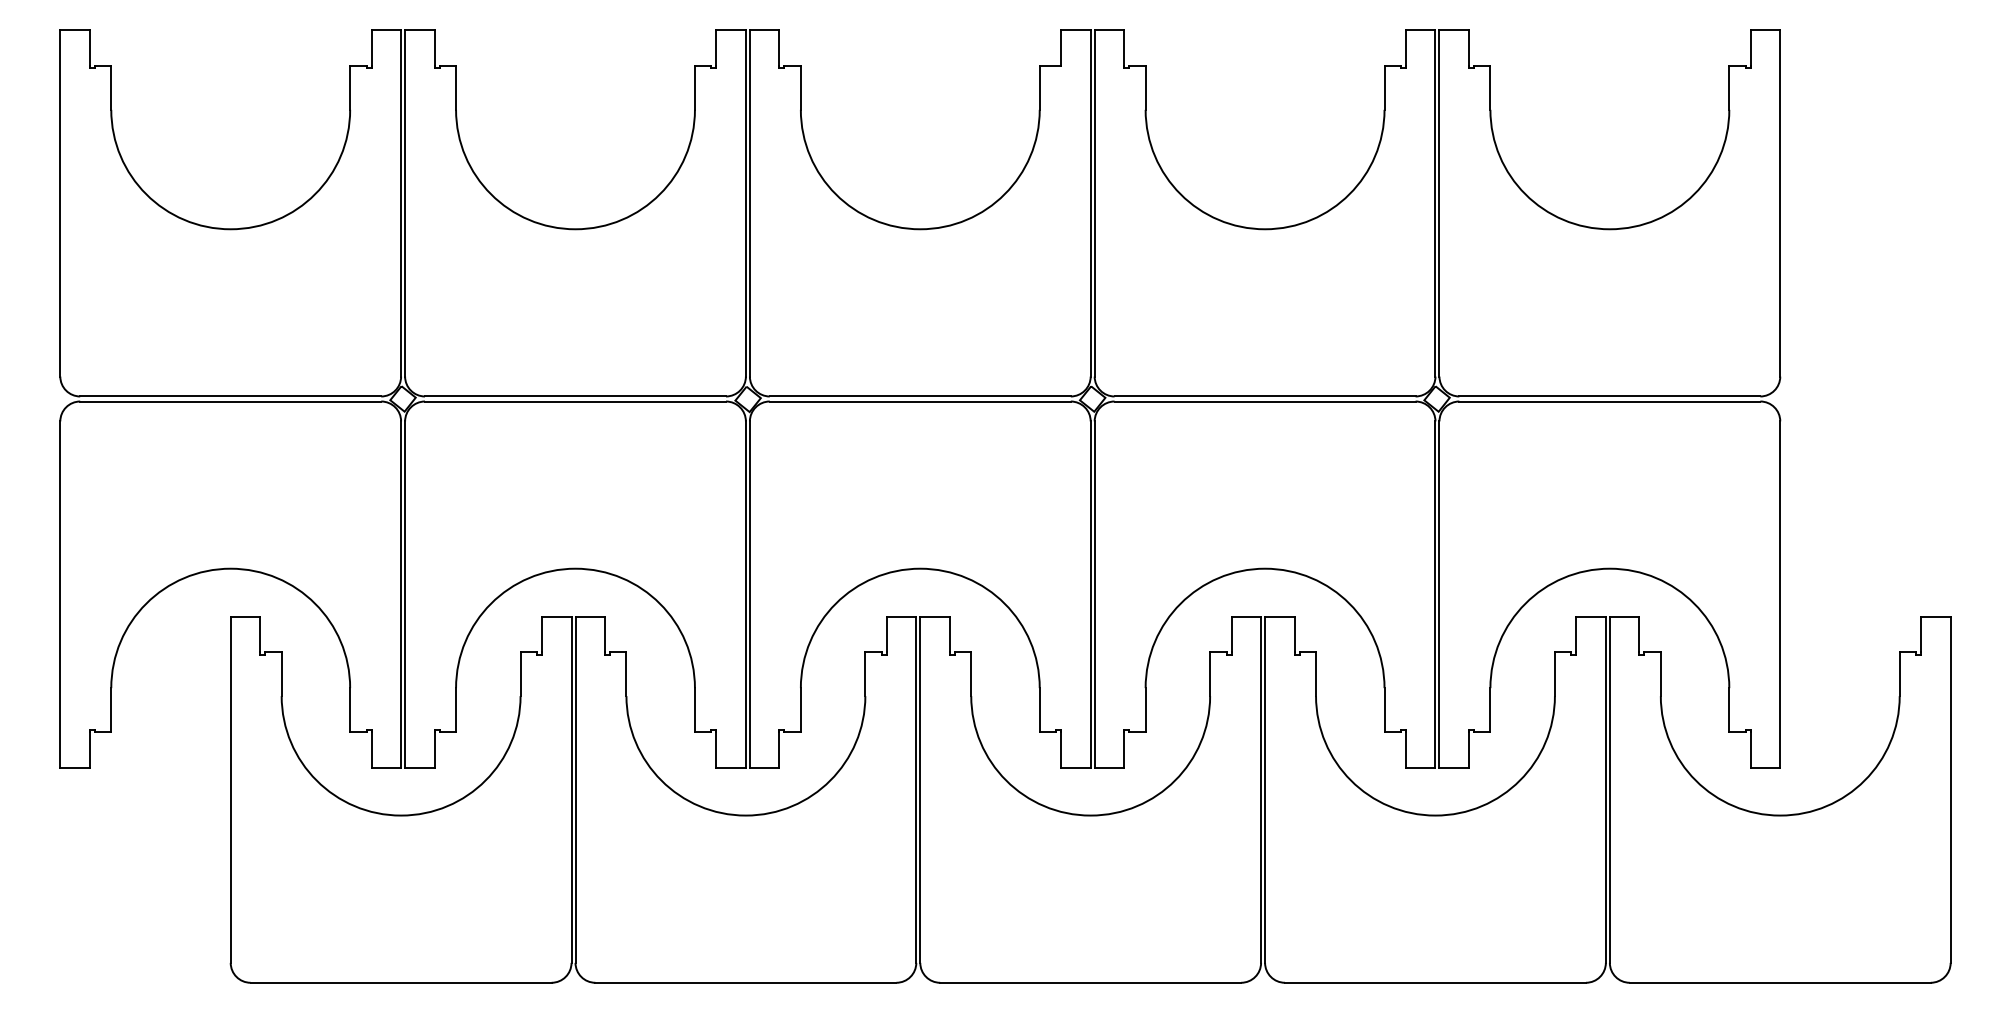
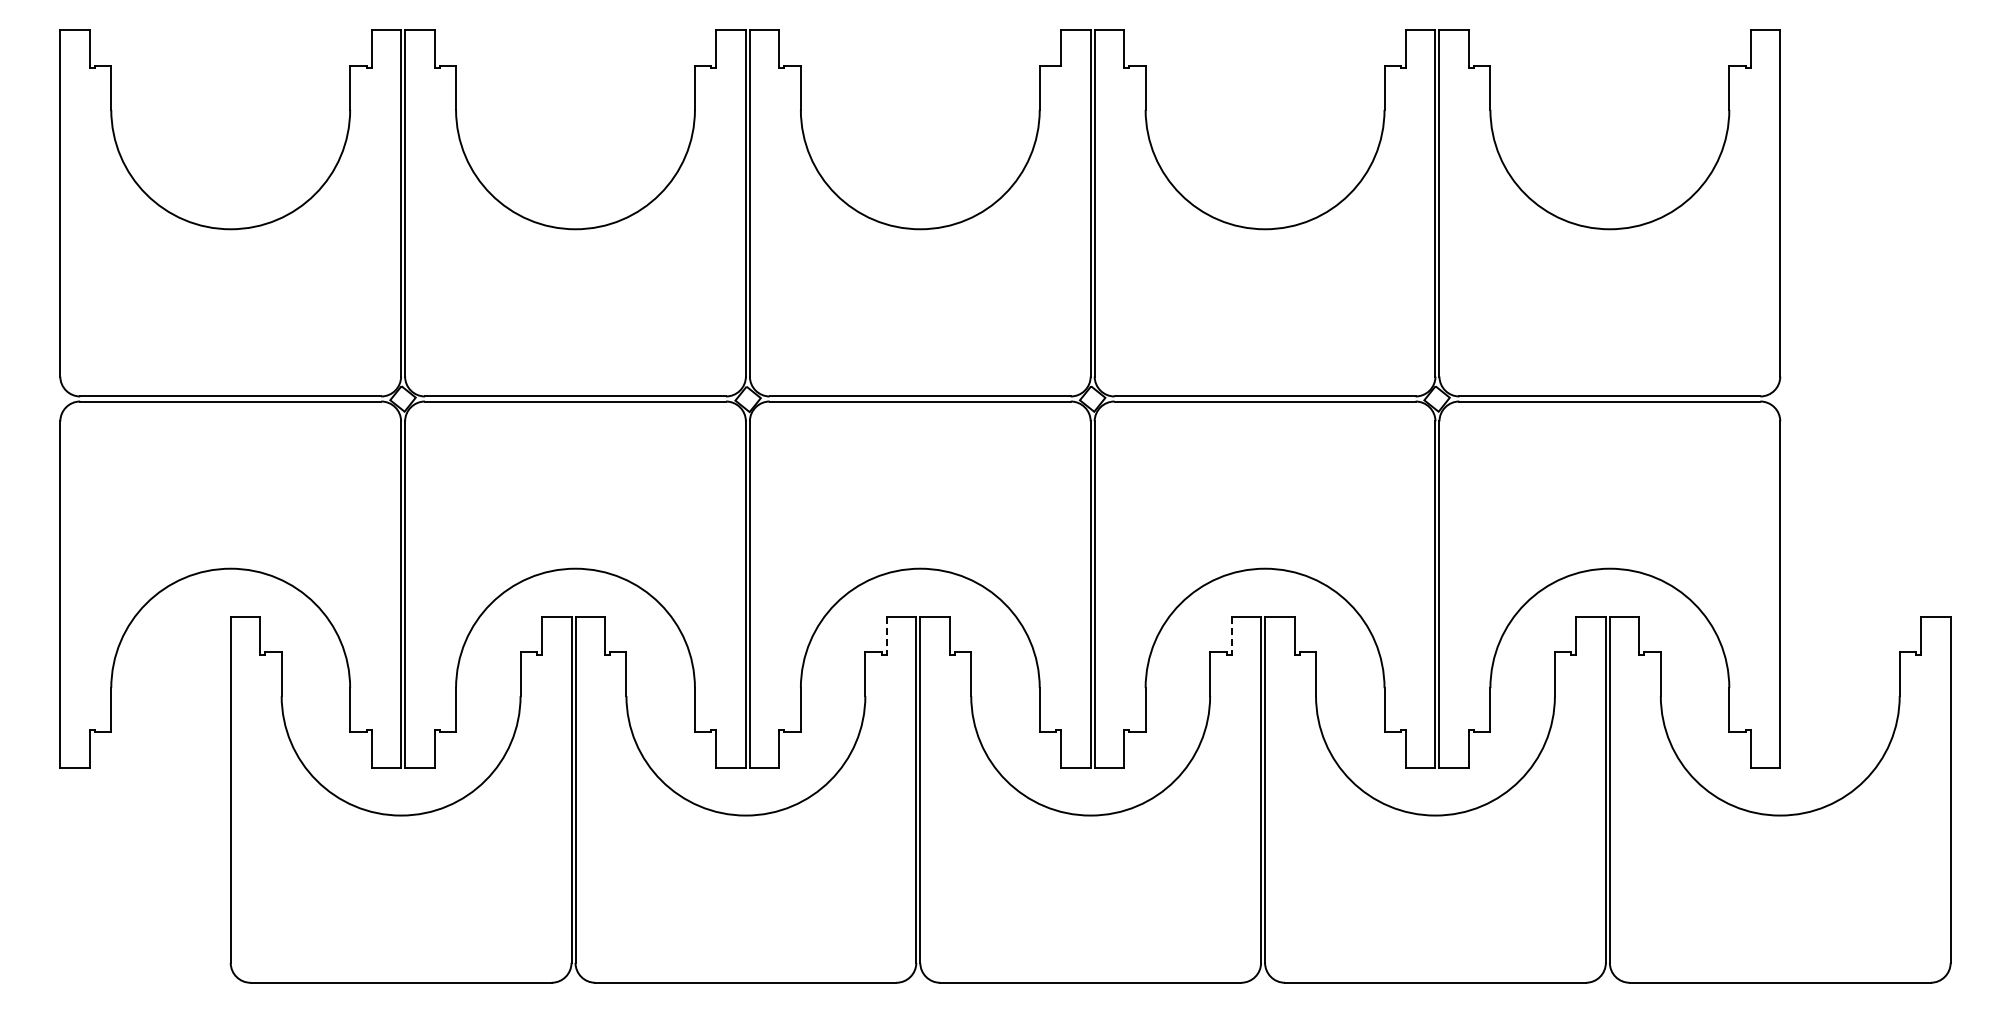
line: solid -> dashed (886, 634)
line: solid -> dashed (1231, 634)
